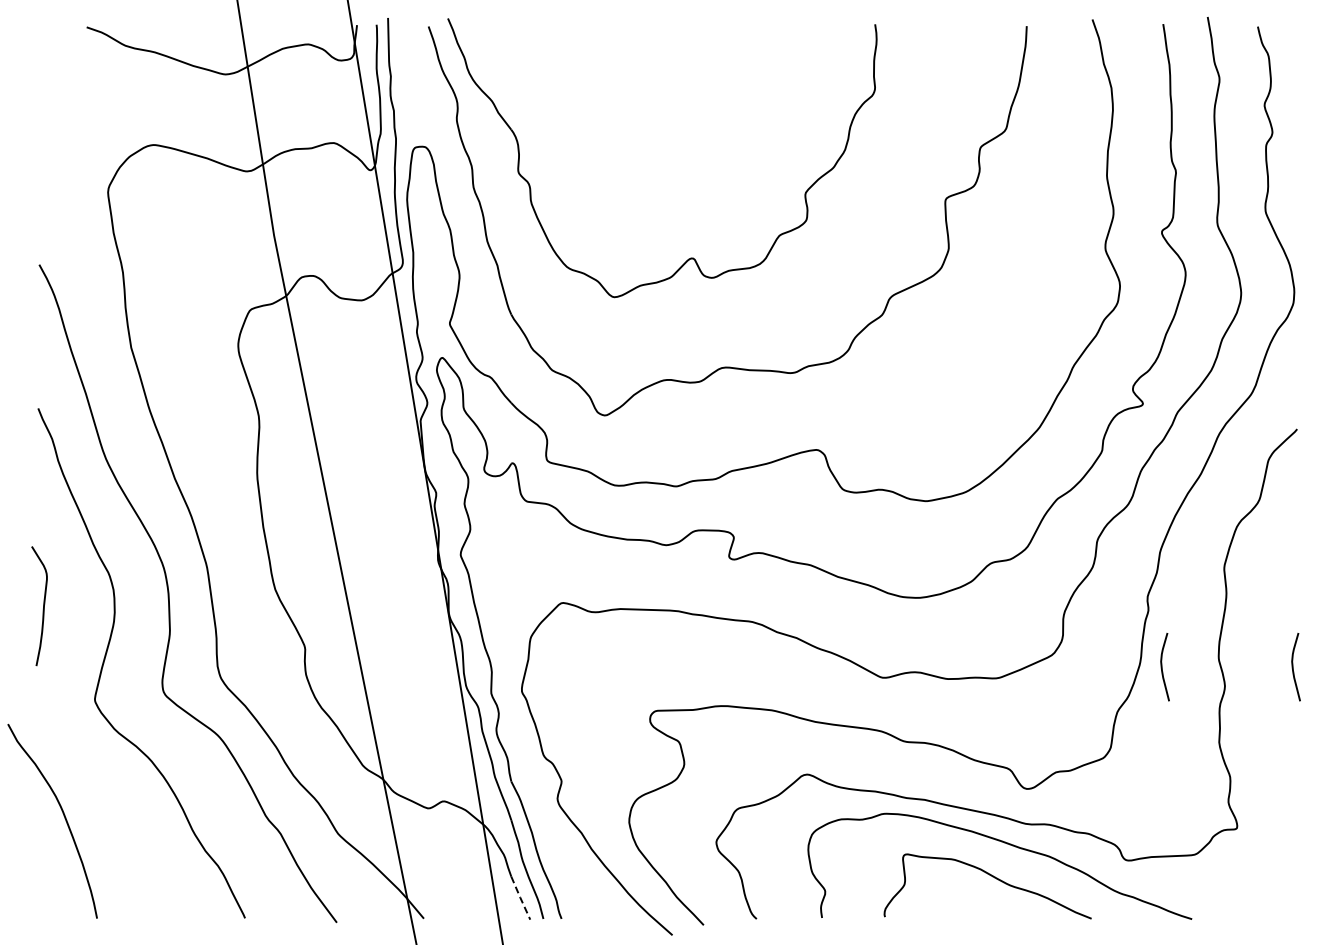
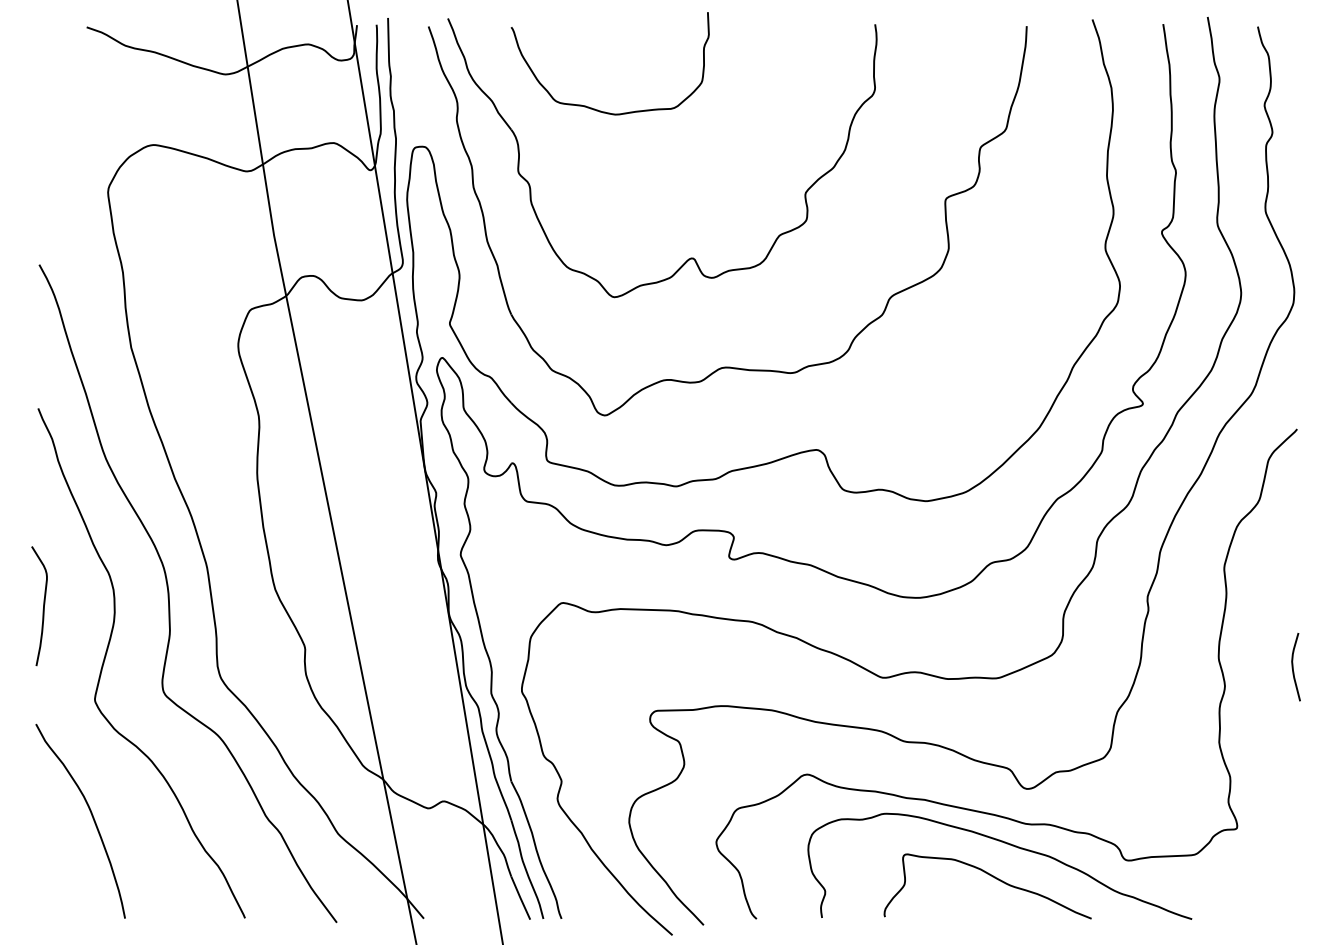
curve: none -> present (594, 108)
curve: present -> none (1162, 667)
curve position: (63, 816) -> (91, 816) (91, 816)
line: dashed -> solid (520, 898)
